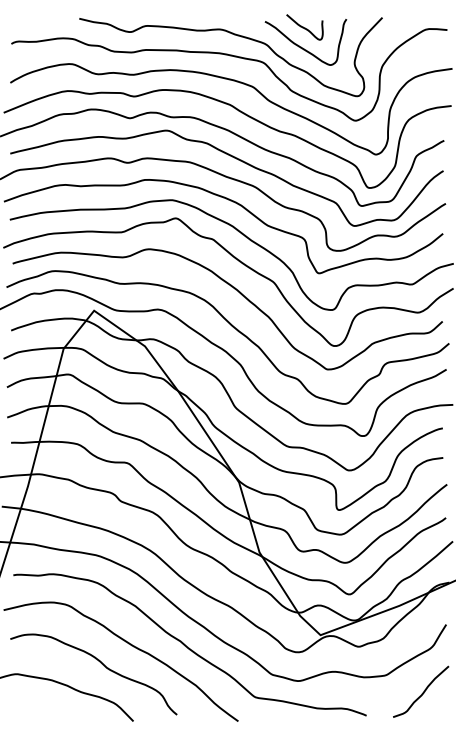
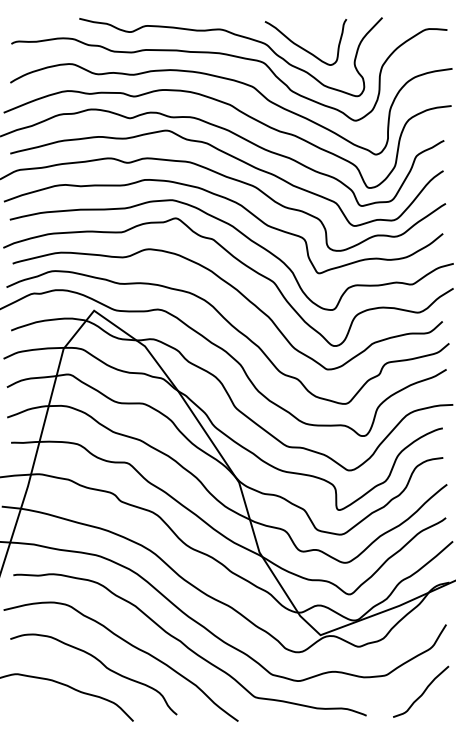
curve: present -> none (304, 27)
